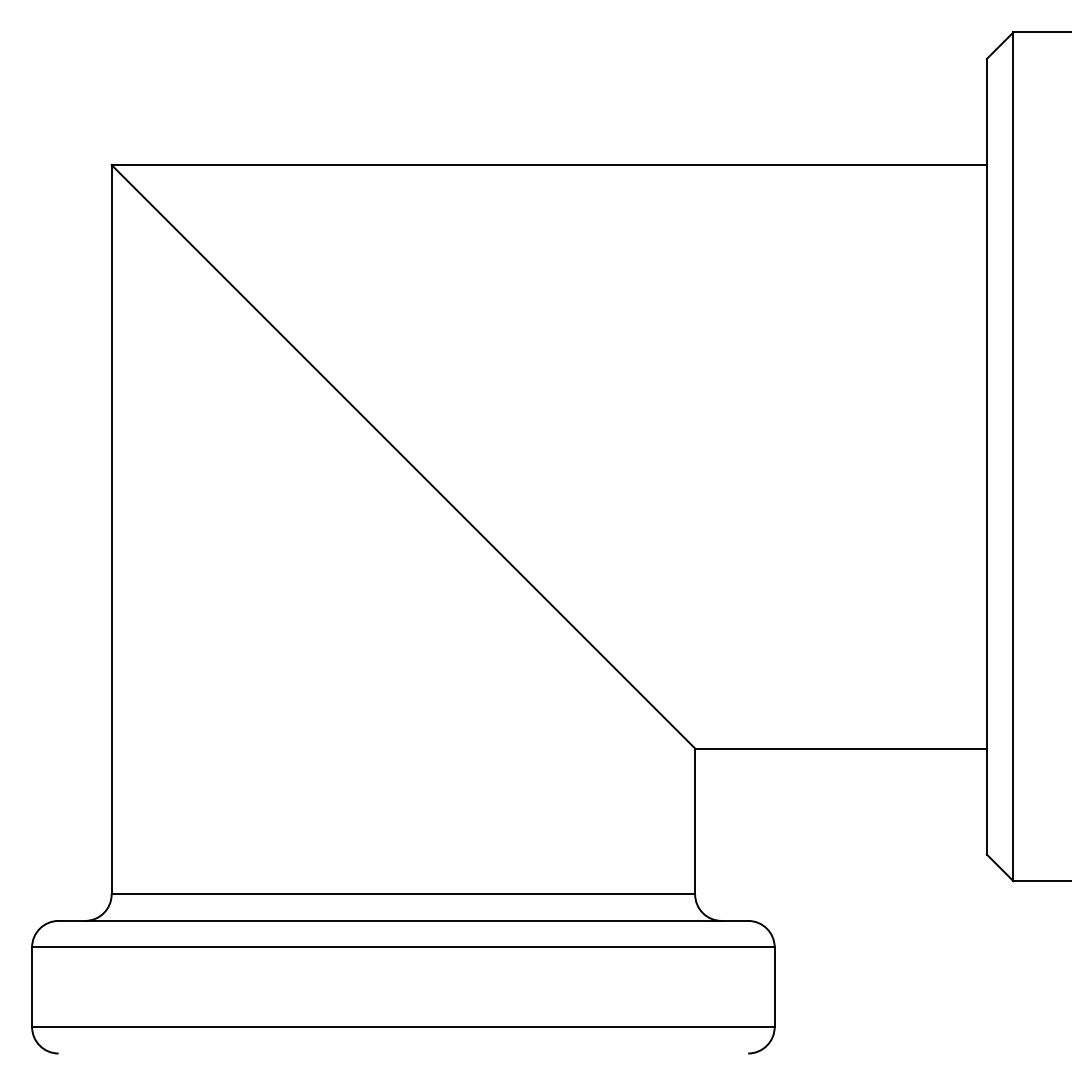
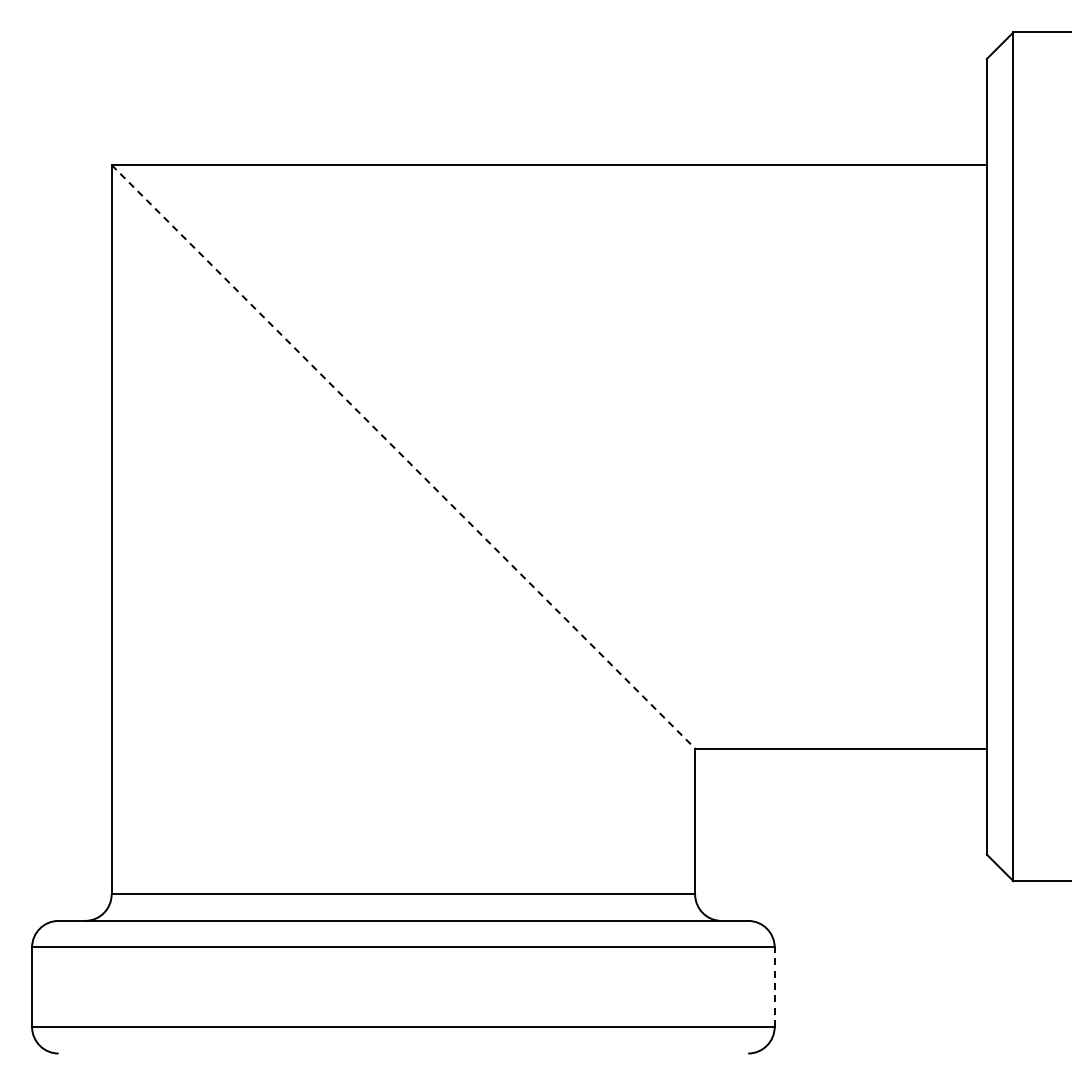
line: solid -> dashed (403, 456)
line: solid -> dashed (774, 987)
